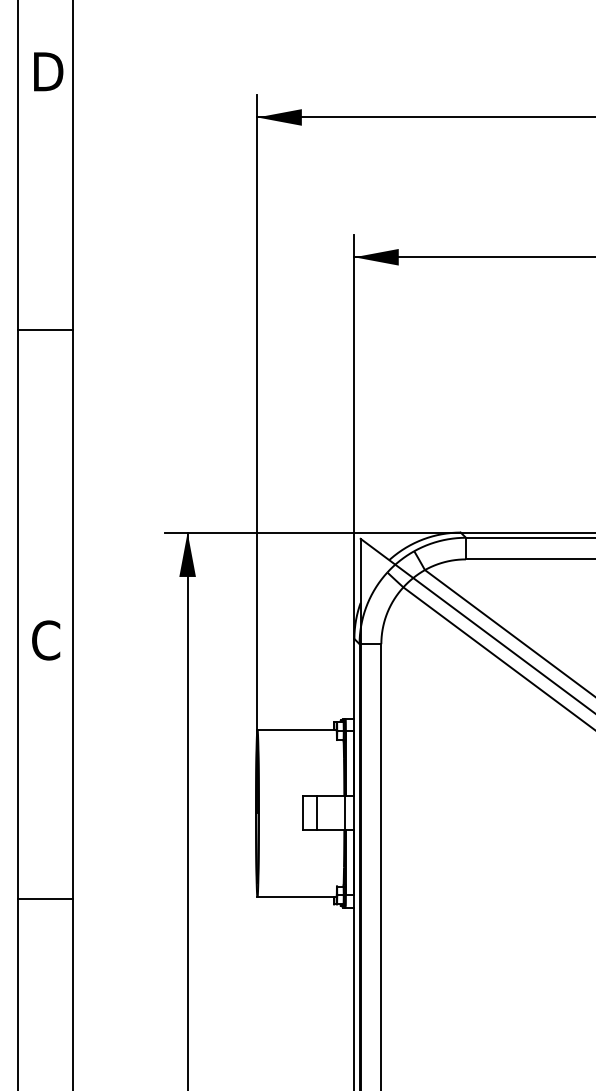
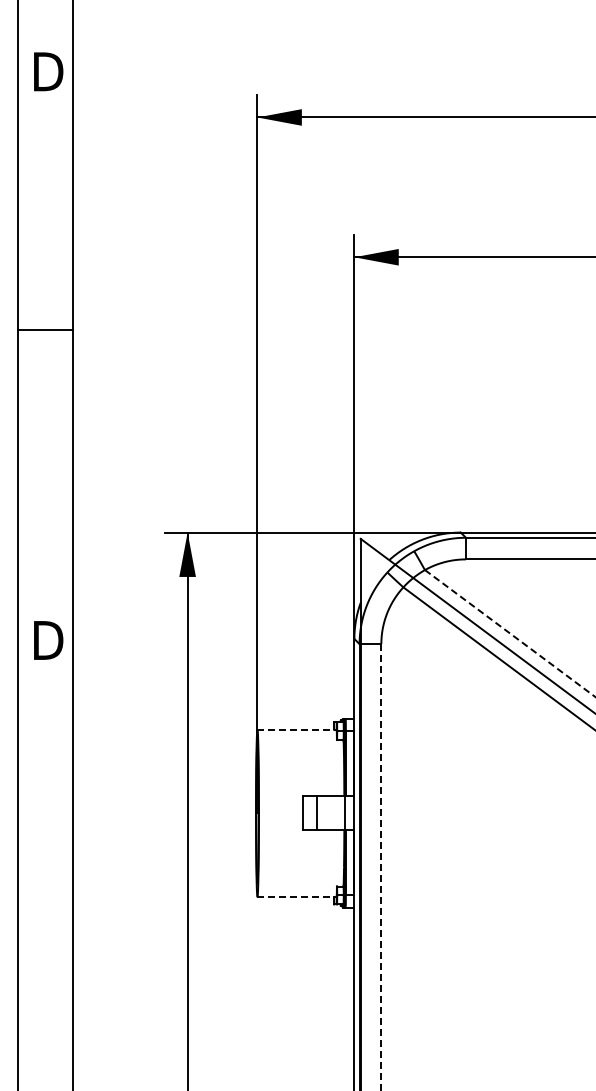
line: solid -> dashed (510, 633)
text: C -> D (47, 640)
line: solid -> dashed (297, 729)
line: solid -> dashed (381, 868)
line: solid -> dashed (297, 897)
line: present -> none (45, 898)
